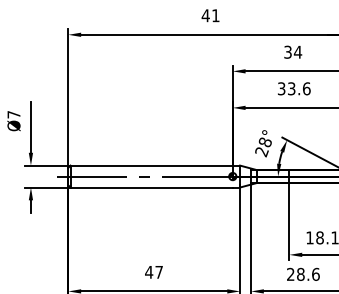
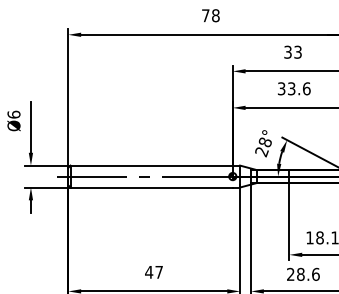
text: 41 -> 78 (210, 15)
text: 34 -> 33 (297, 51)
text: Ø7 -> Ø6 (13, 114)
